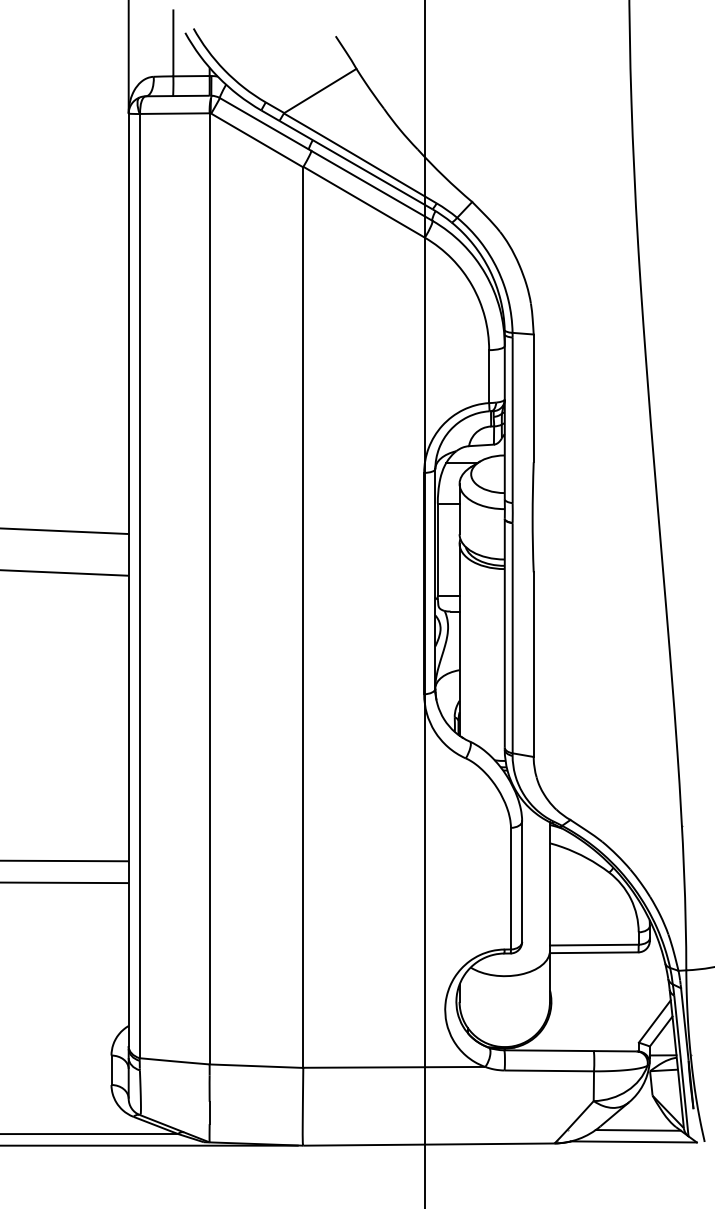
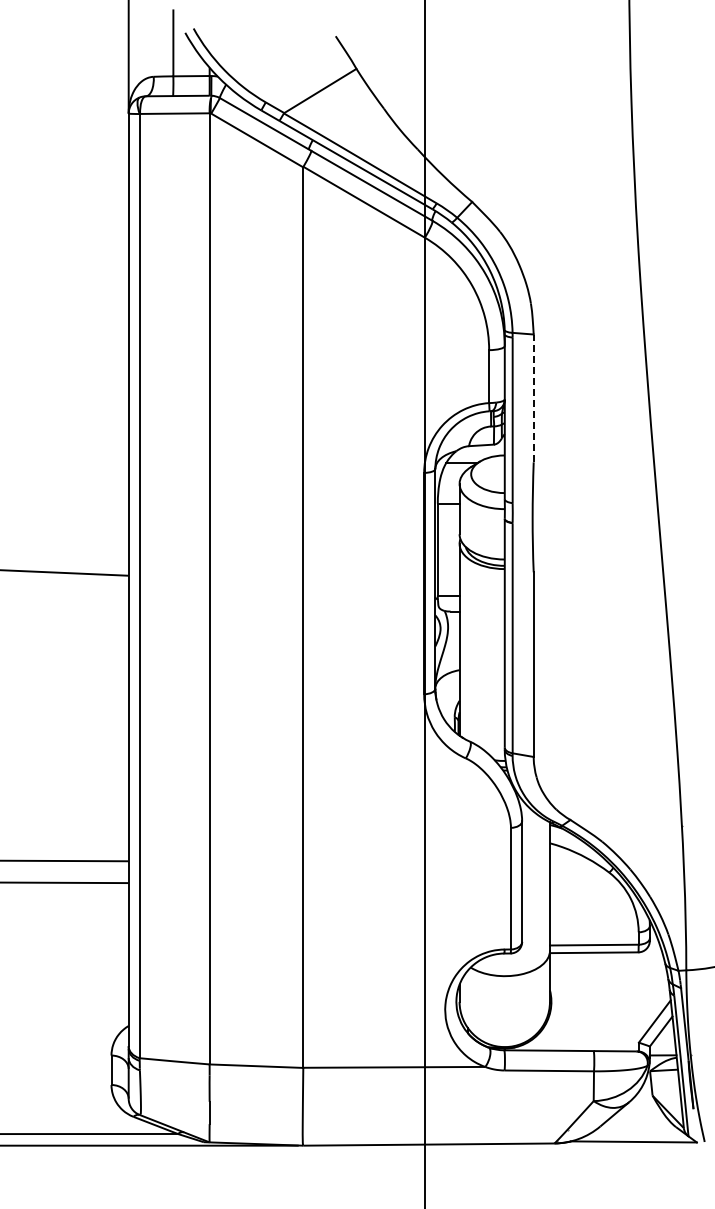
line: solid -> dashed (533, 398)
line: present -> none (65, 531)
line: present -> none (638, 1130)
